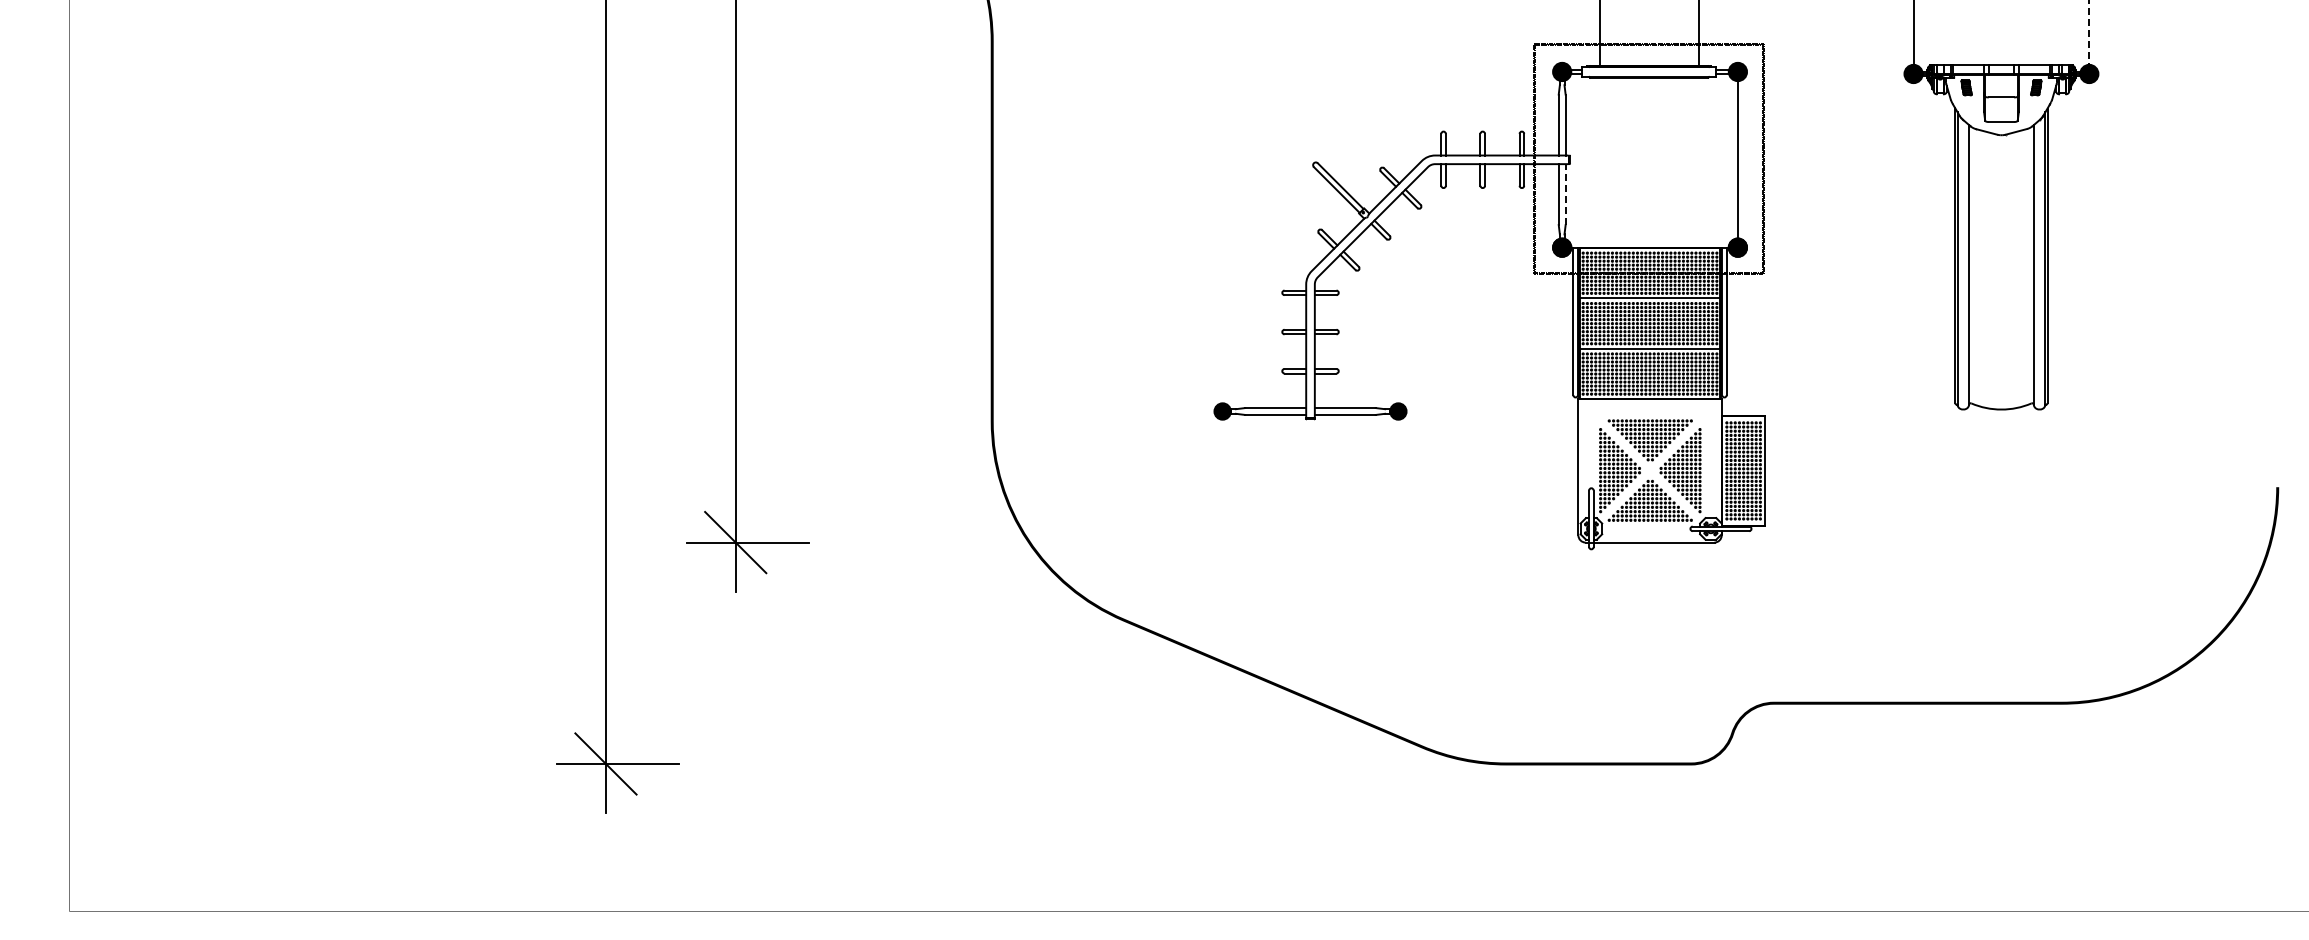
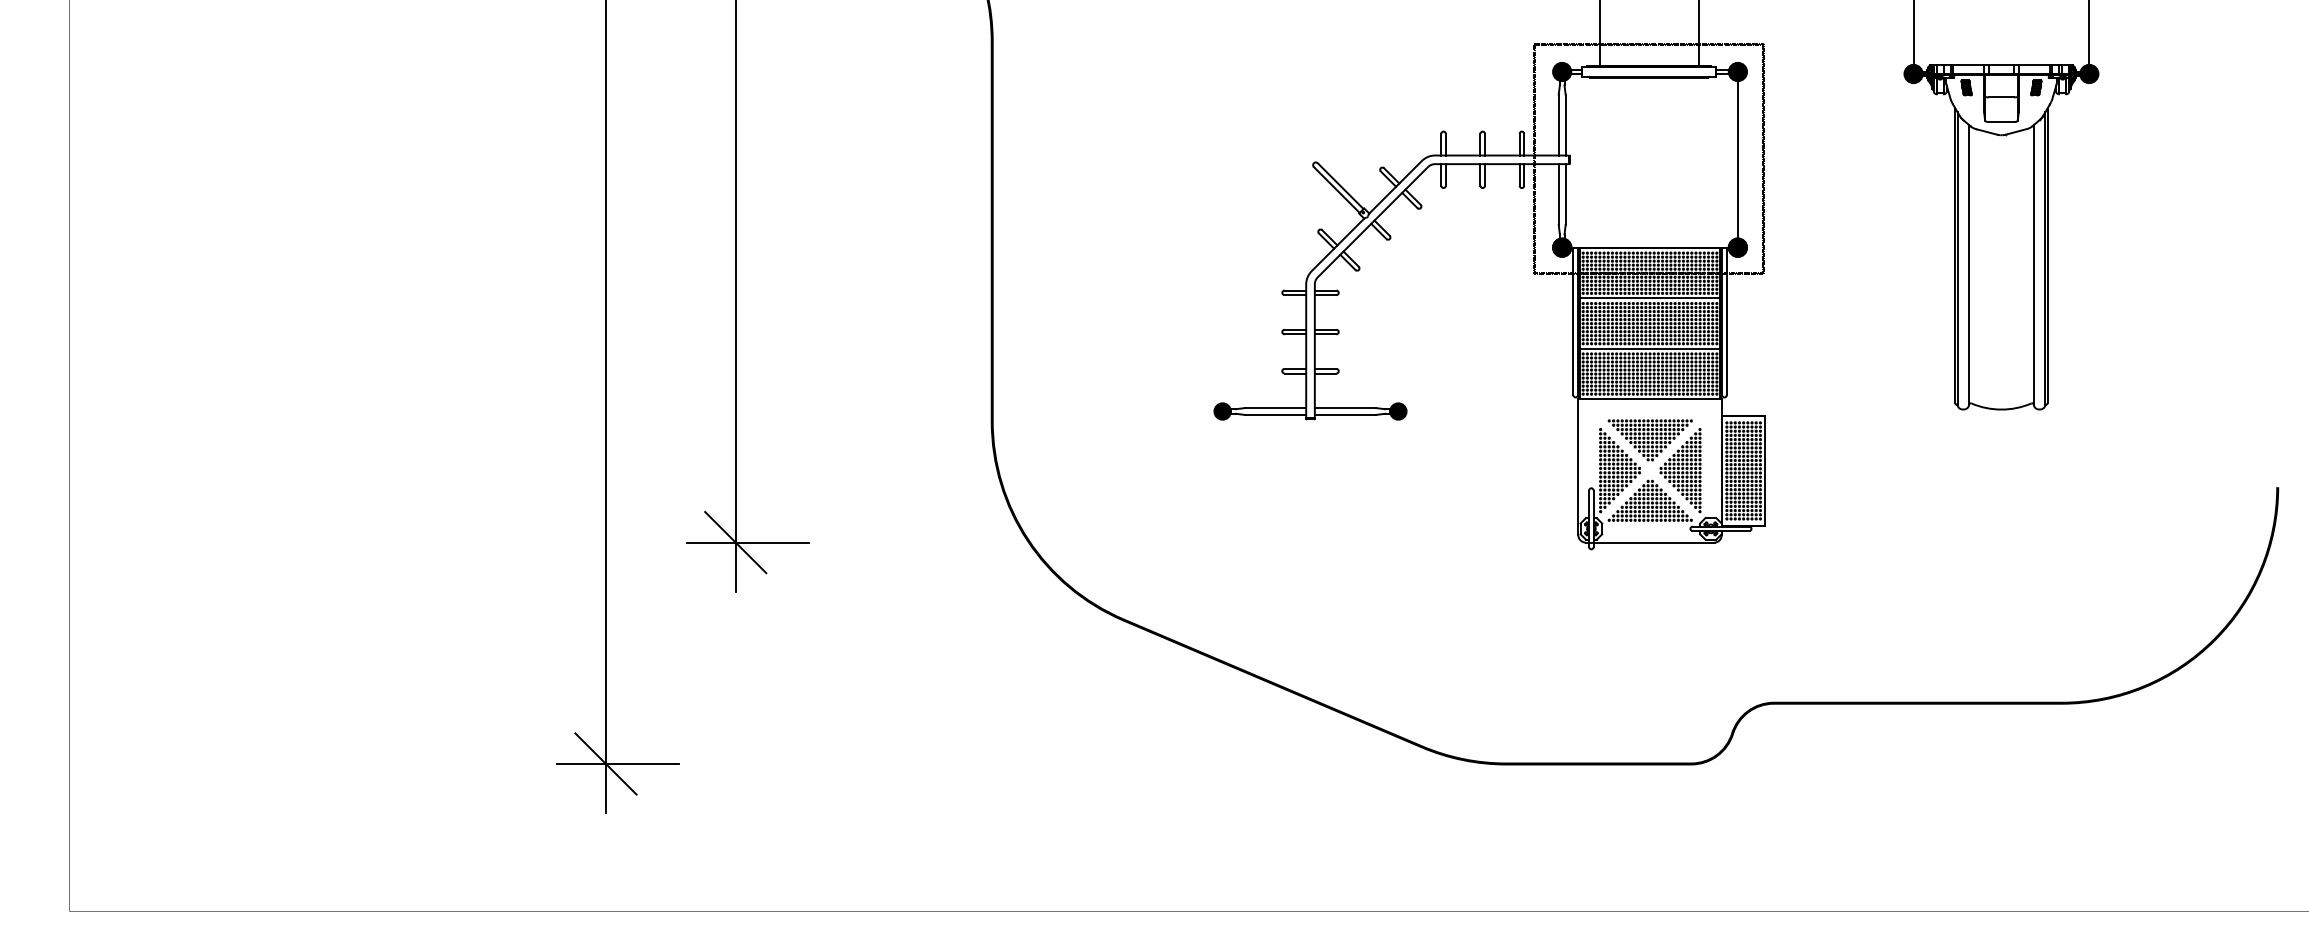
line: dashed -> solid (2089, 37)
line: dashed -> solid (1565, 194)
